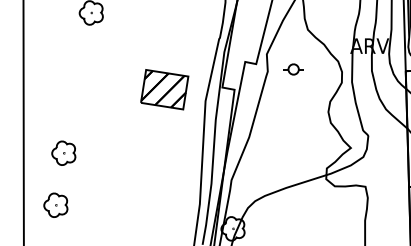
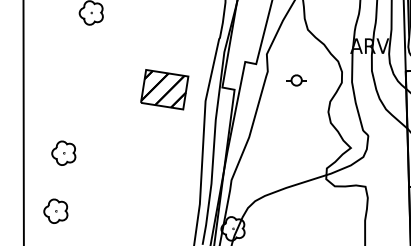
part position: (293, 69) -> (296, 80) (296, 80)
part position: (55, 204) -> (55, 210) (55, 210)
